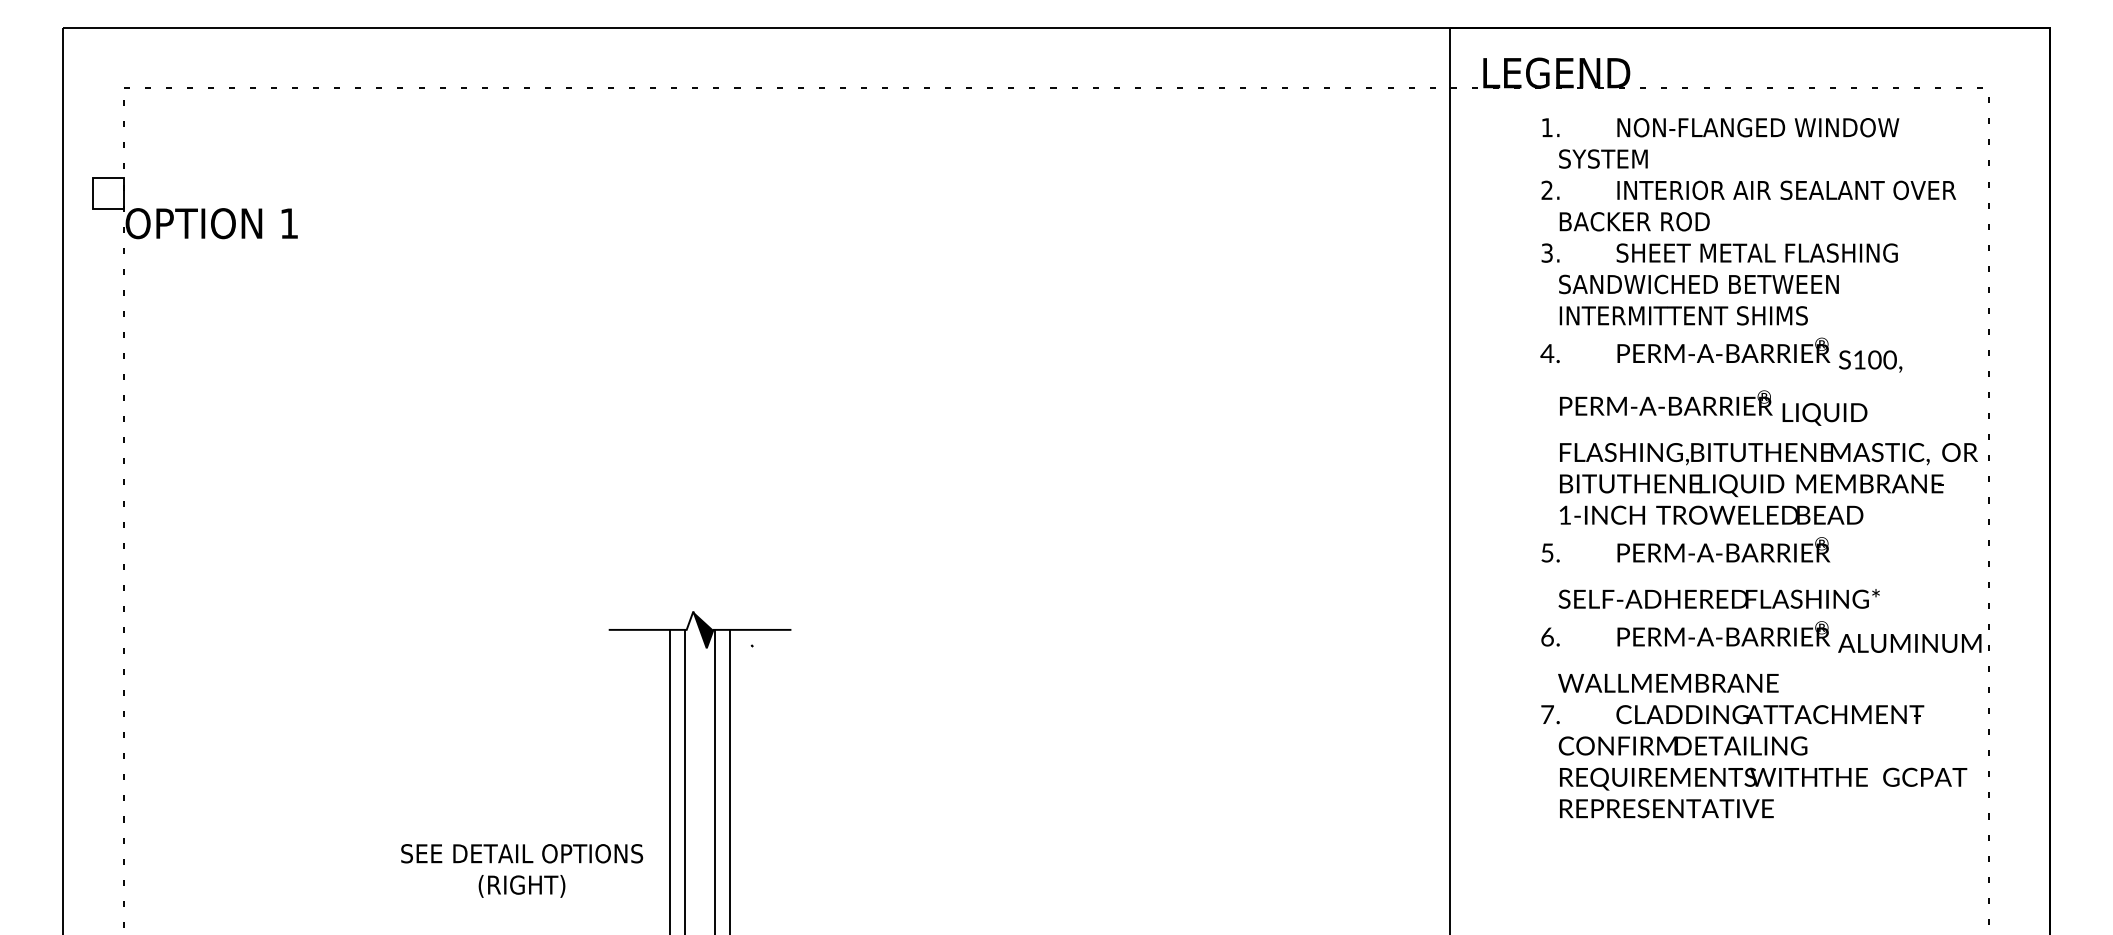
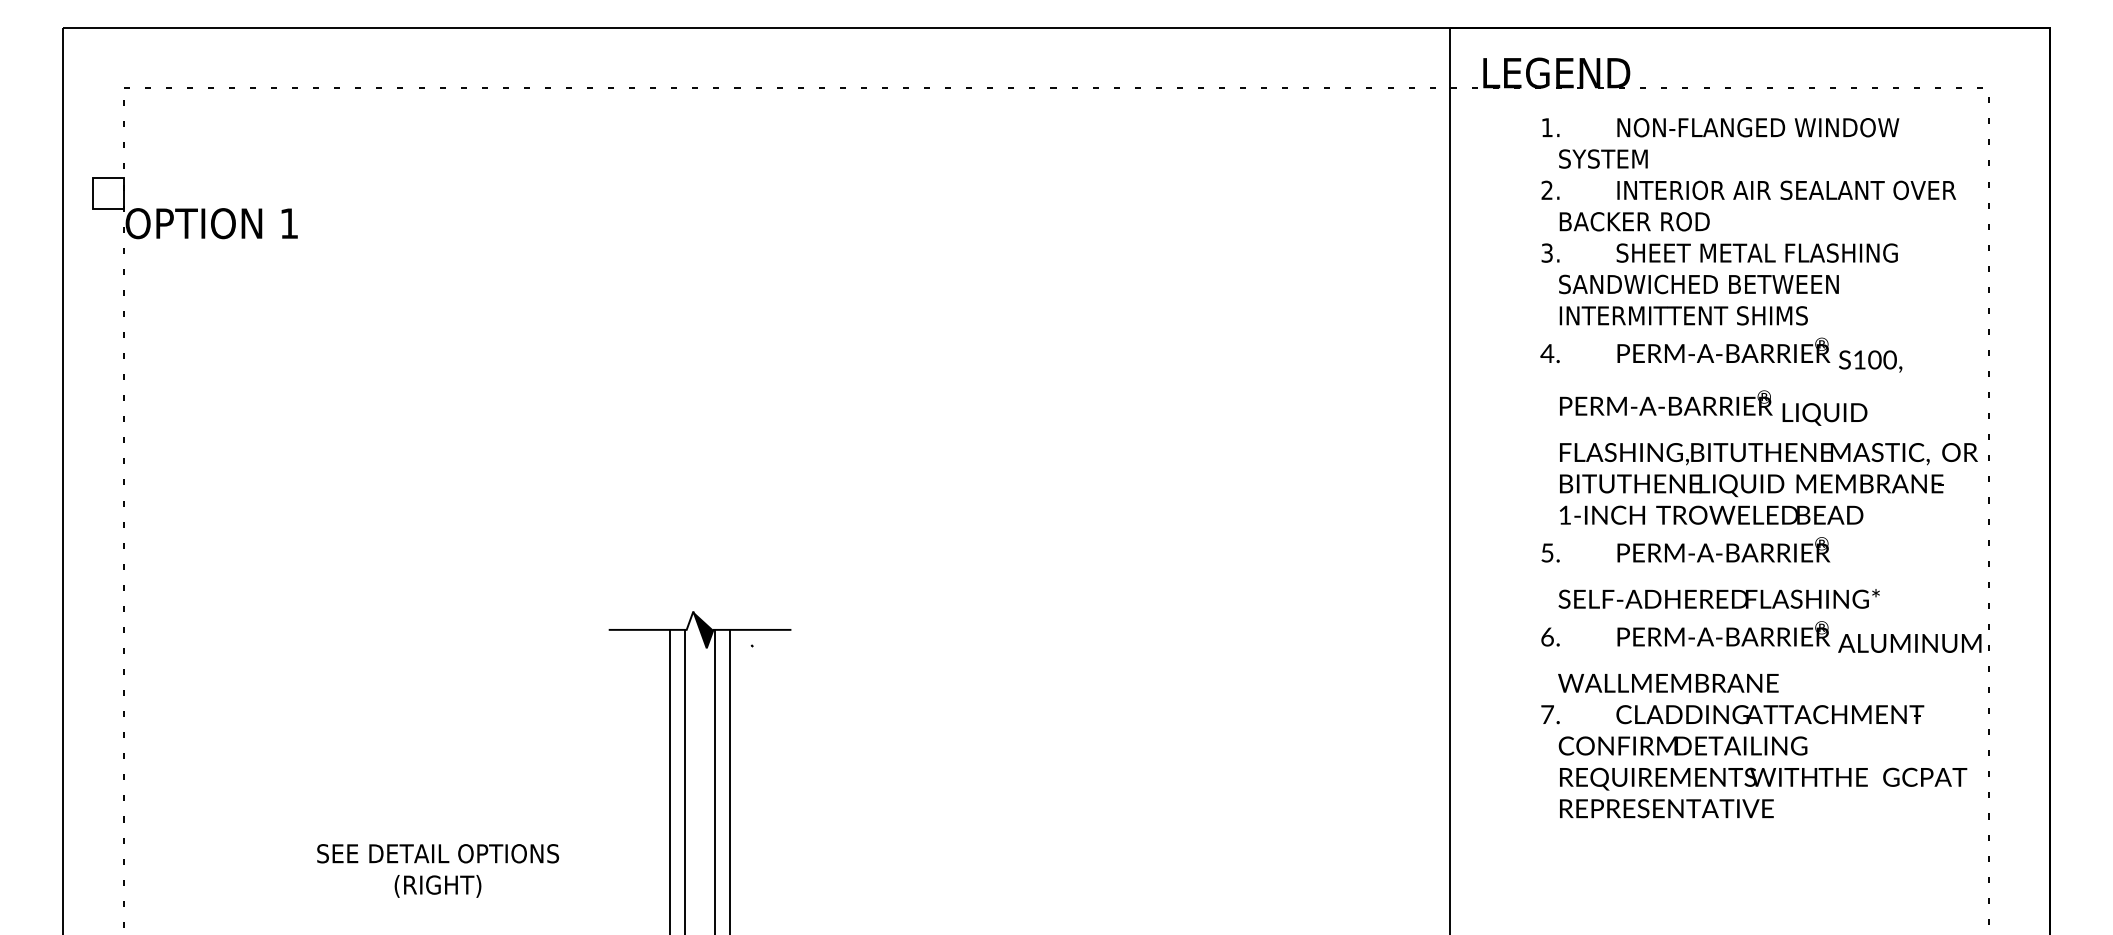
text position: (522, 870) -> (438, 870) (438, 870)
